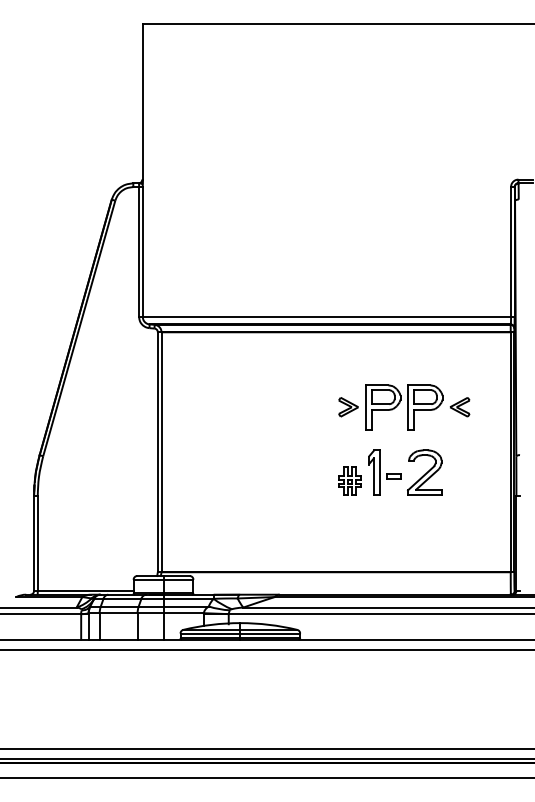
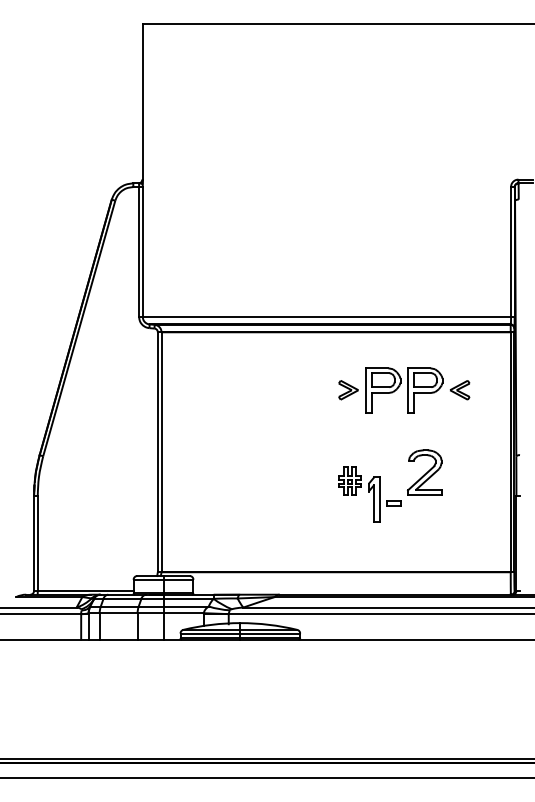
part position: (404, 407) -> (404, 390) (404, 390)
part position: (384, 472) -> (384, 499) (384, 499)
line: present -> none (266, 650)
line: present -> none (266, 748)
